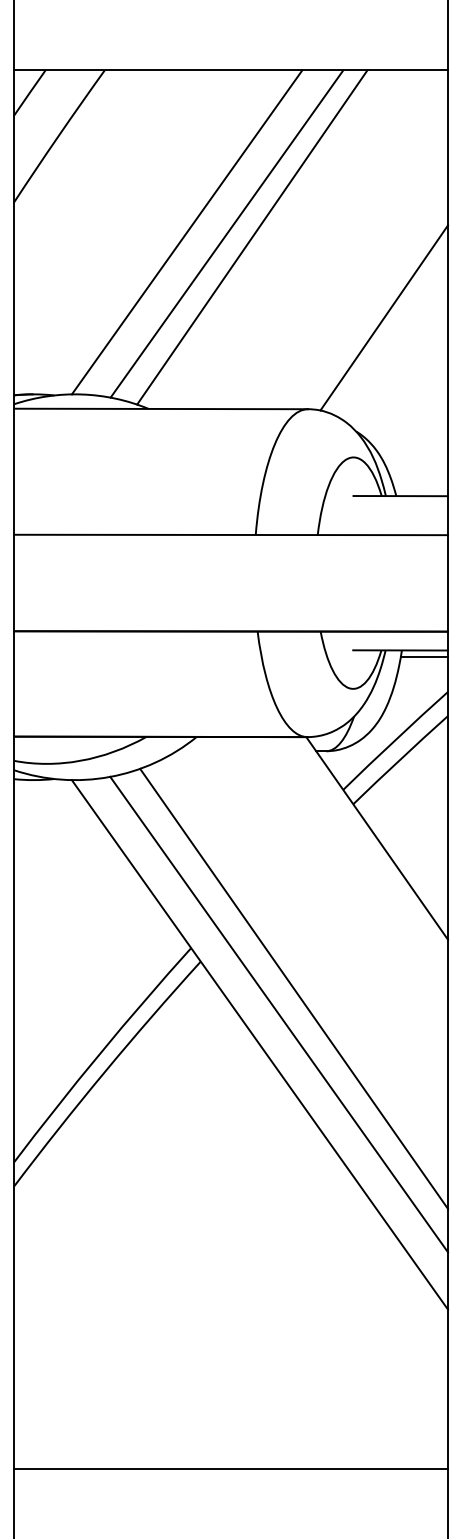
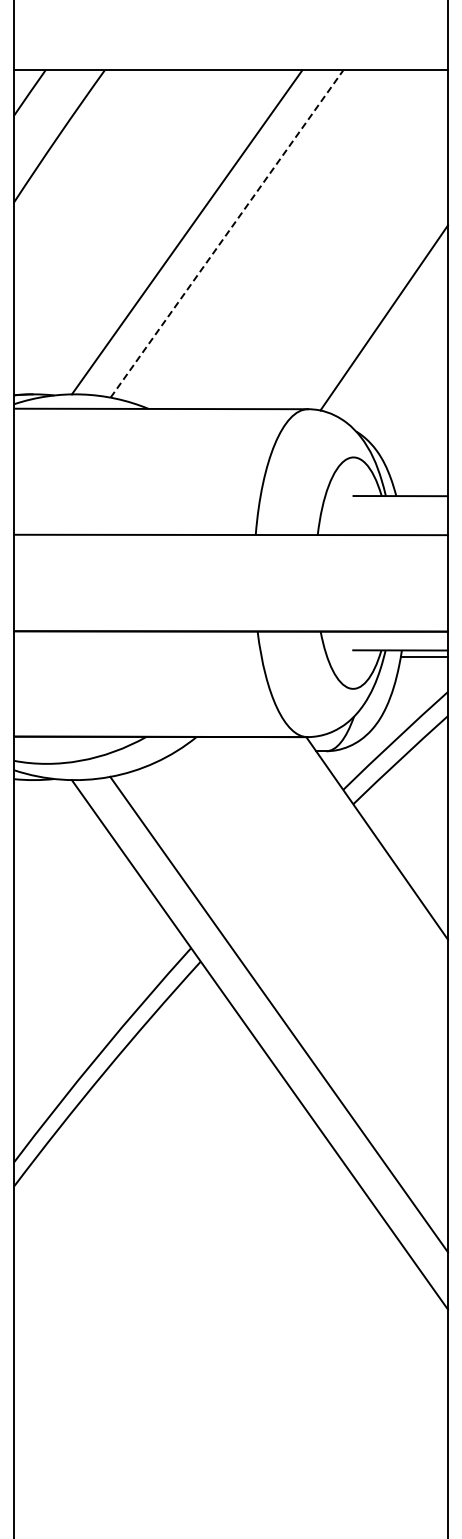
line: solid -> dashed (227, 233)
line: present -> none (252, 237)
line: present -> none (294, 988)
line: present -> none (231, 1468)
